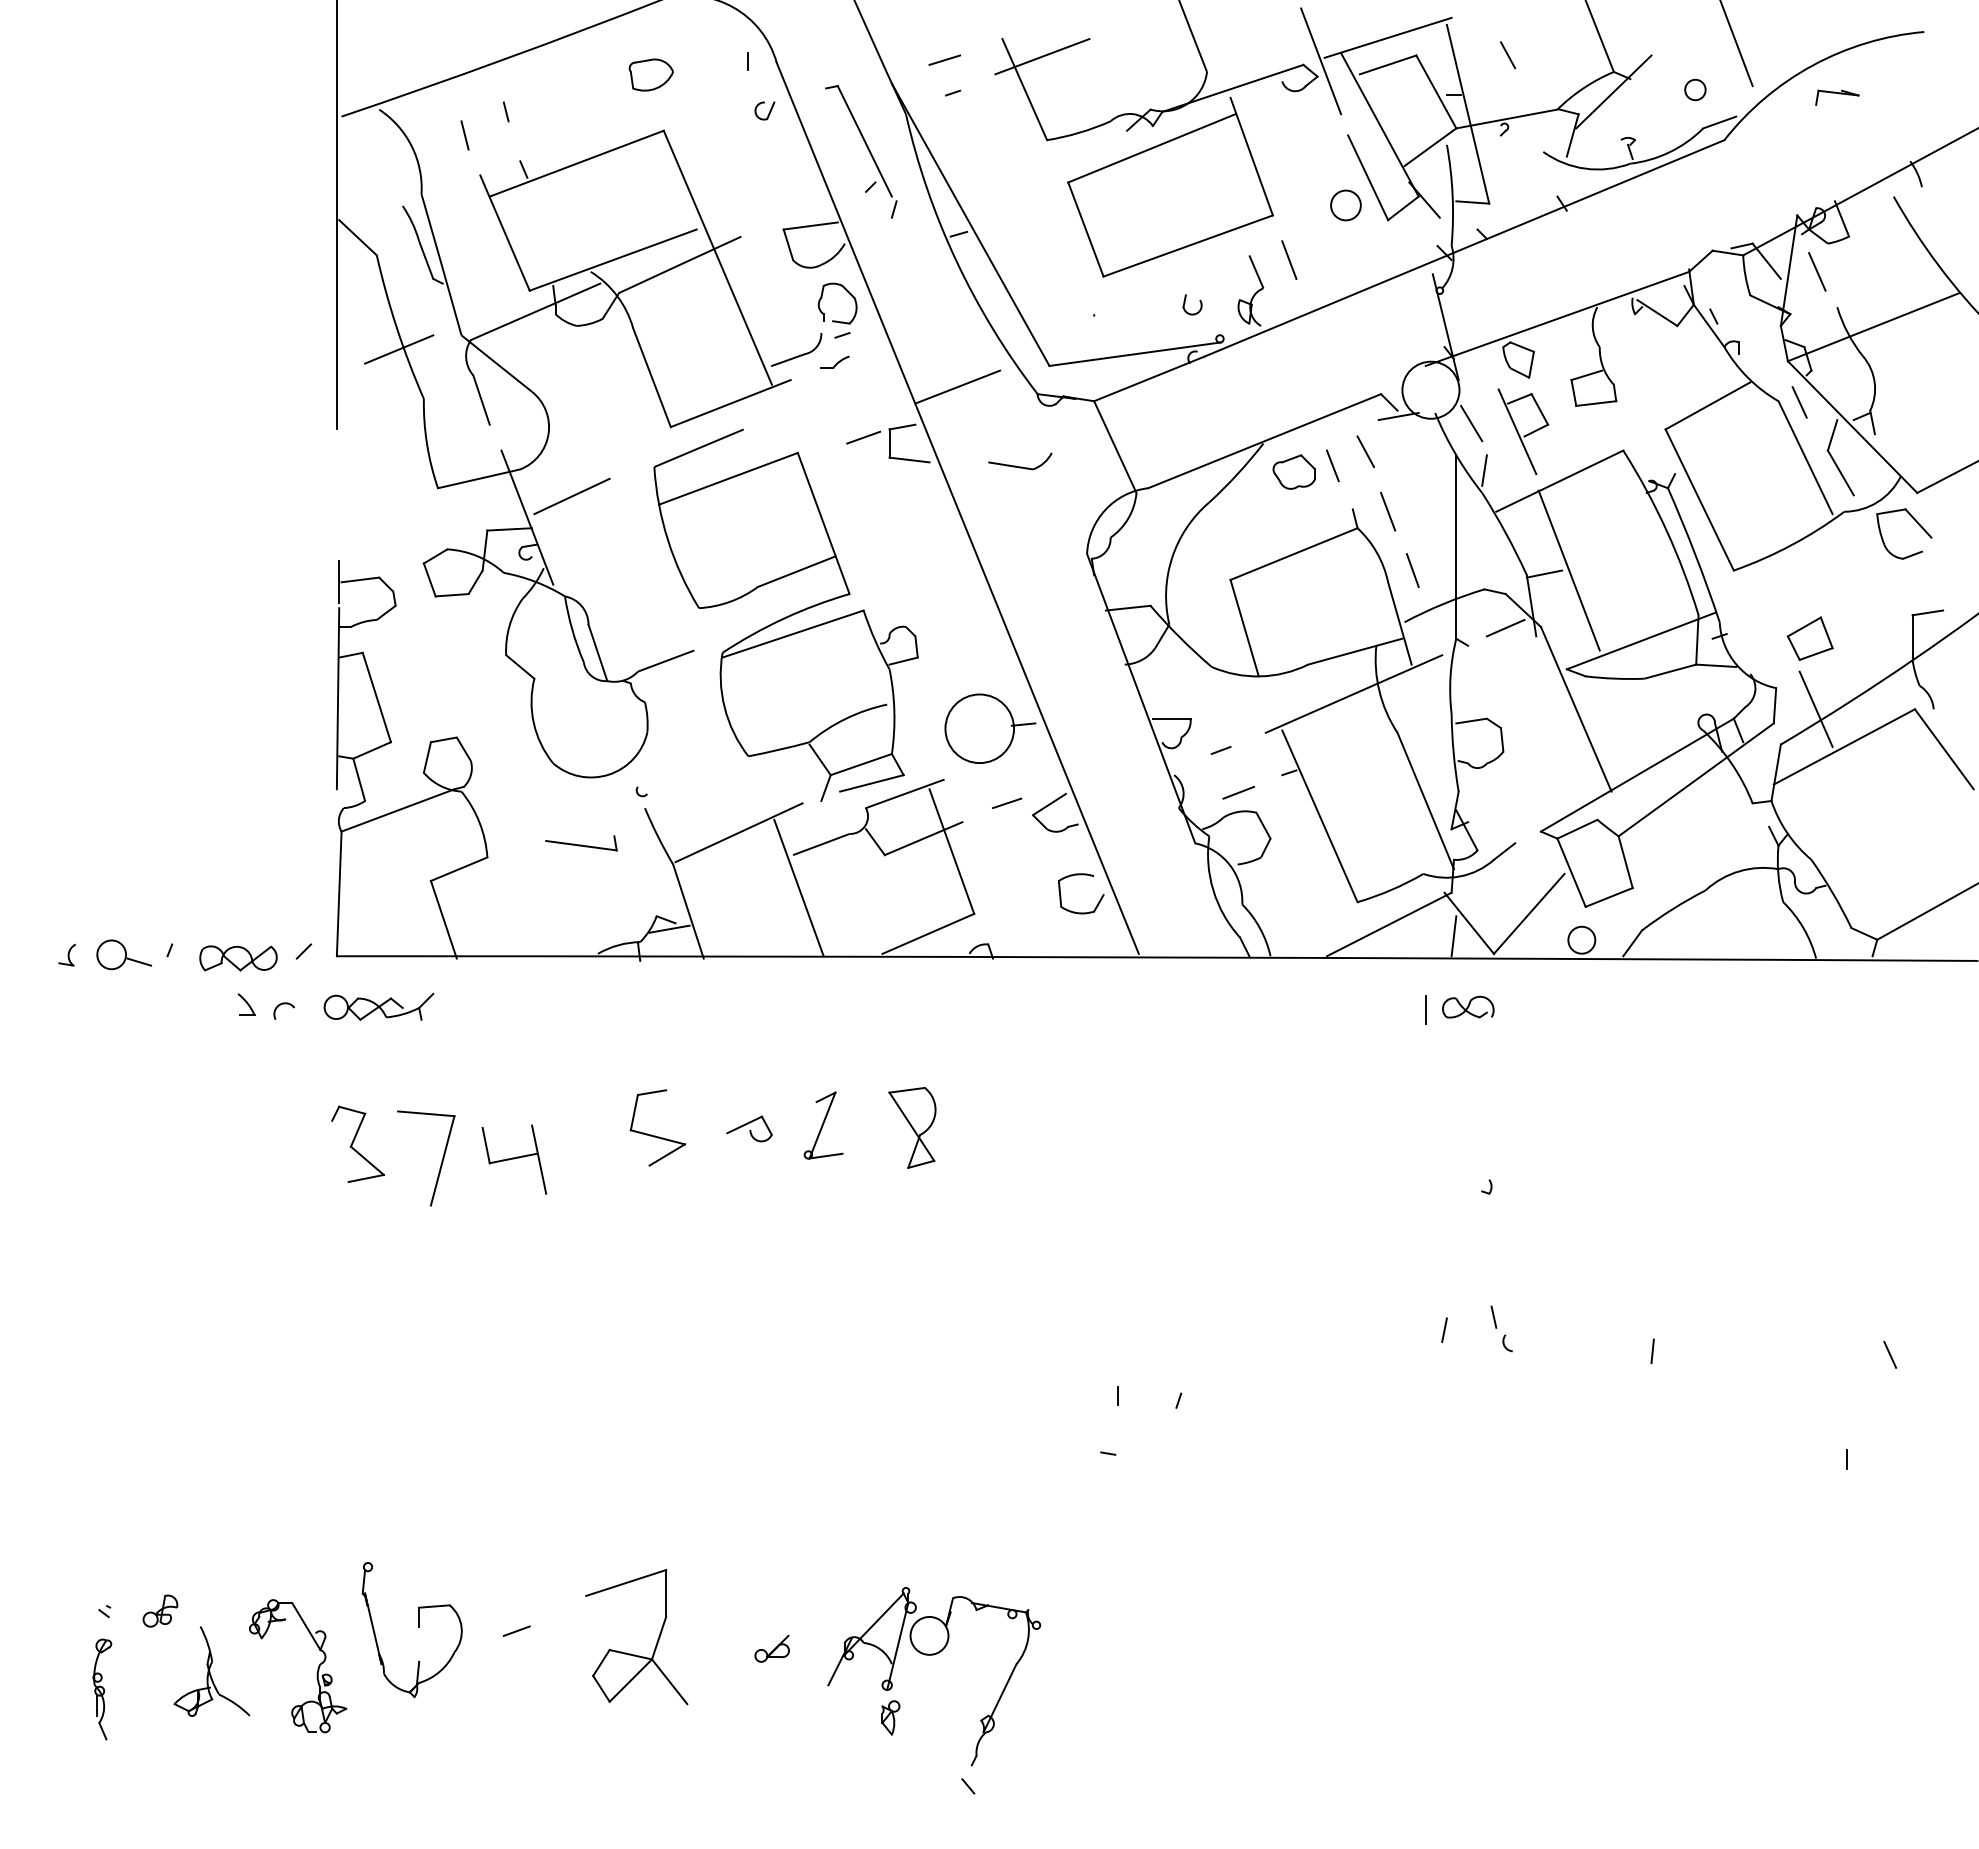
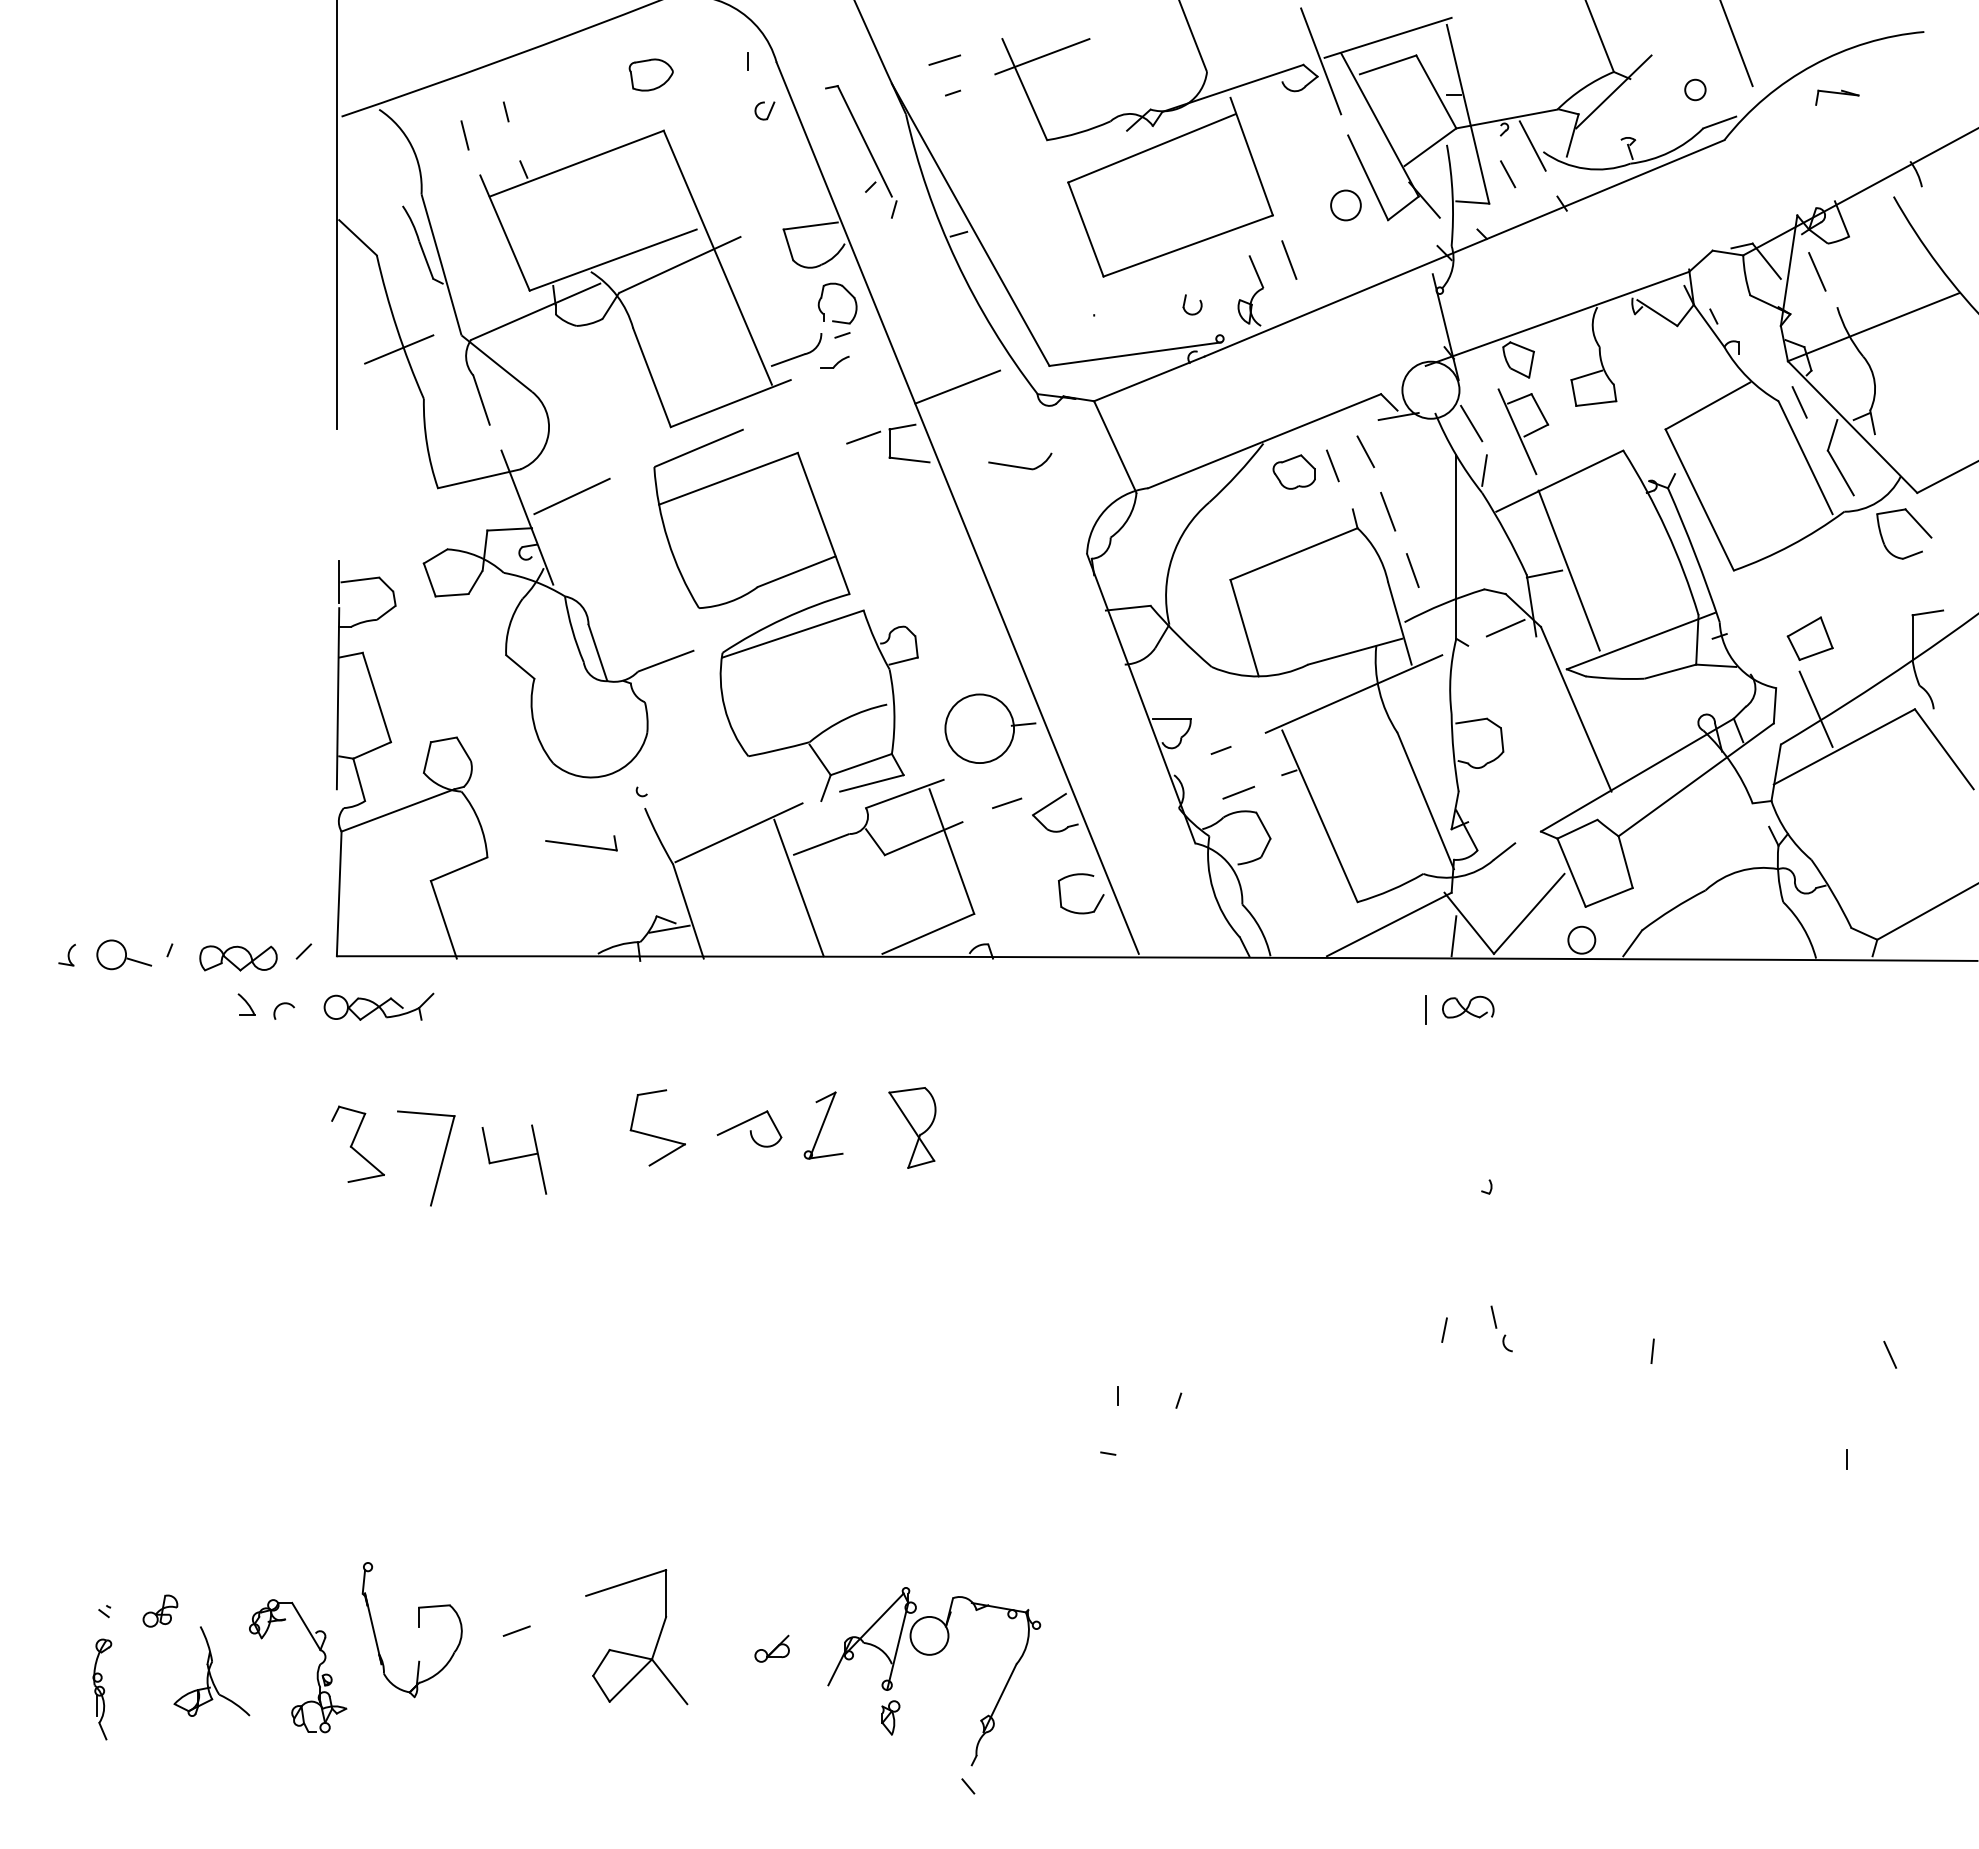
line position: (1508, 55) -> (1508, 174) (1508, 174)
line: none -> present (1532, 145)
part size: 47x28 px -> 67x38 px (749, 1128)
